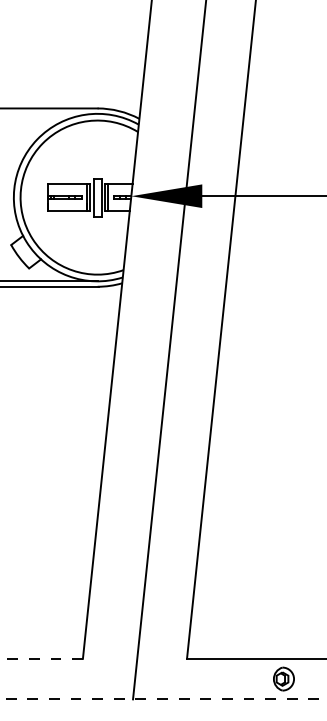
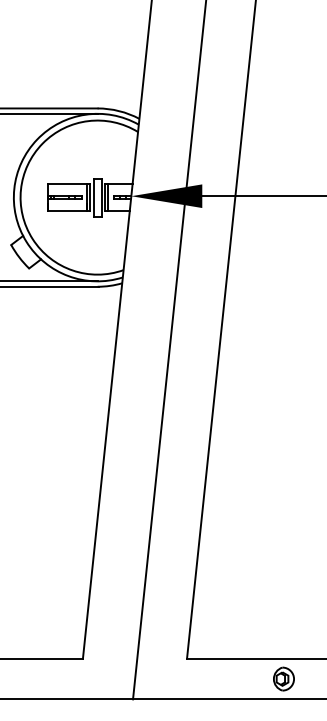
line: none -> present (49, 113)
line: dashed -> solid (41, 658)
line: dashed -> solid (163, 699)
